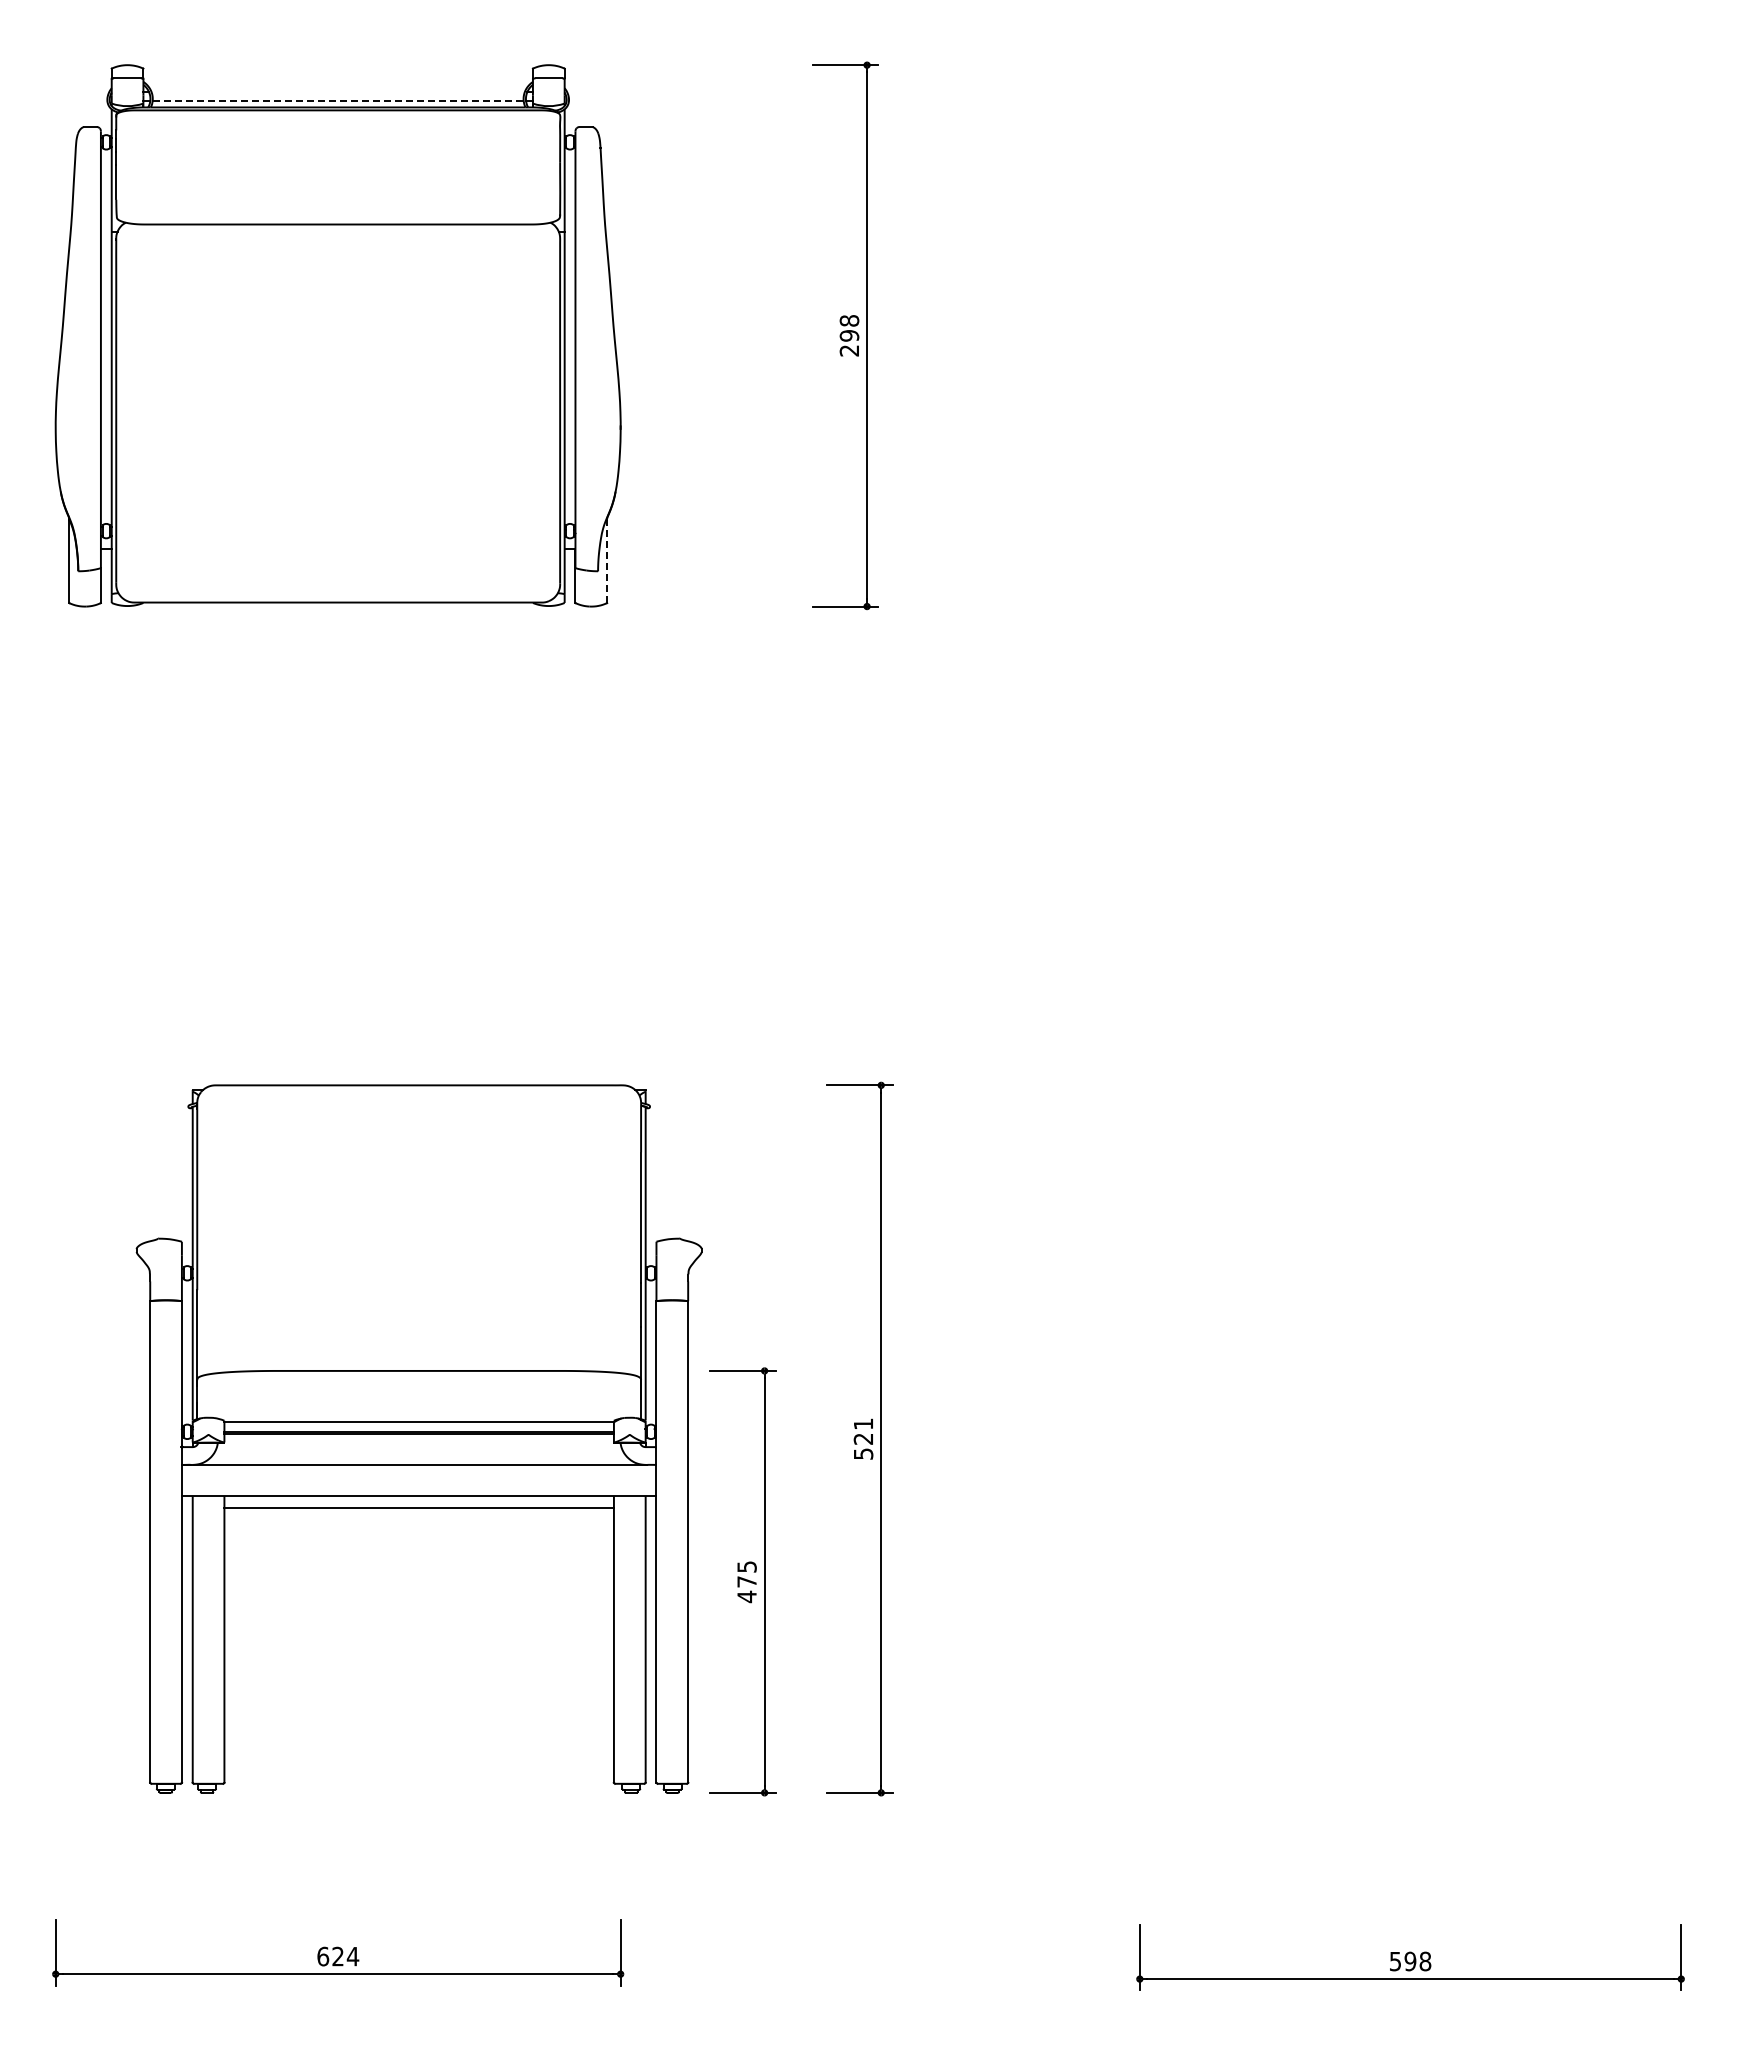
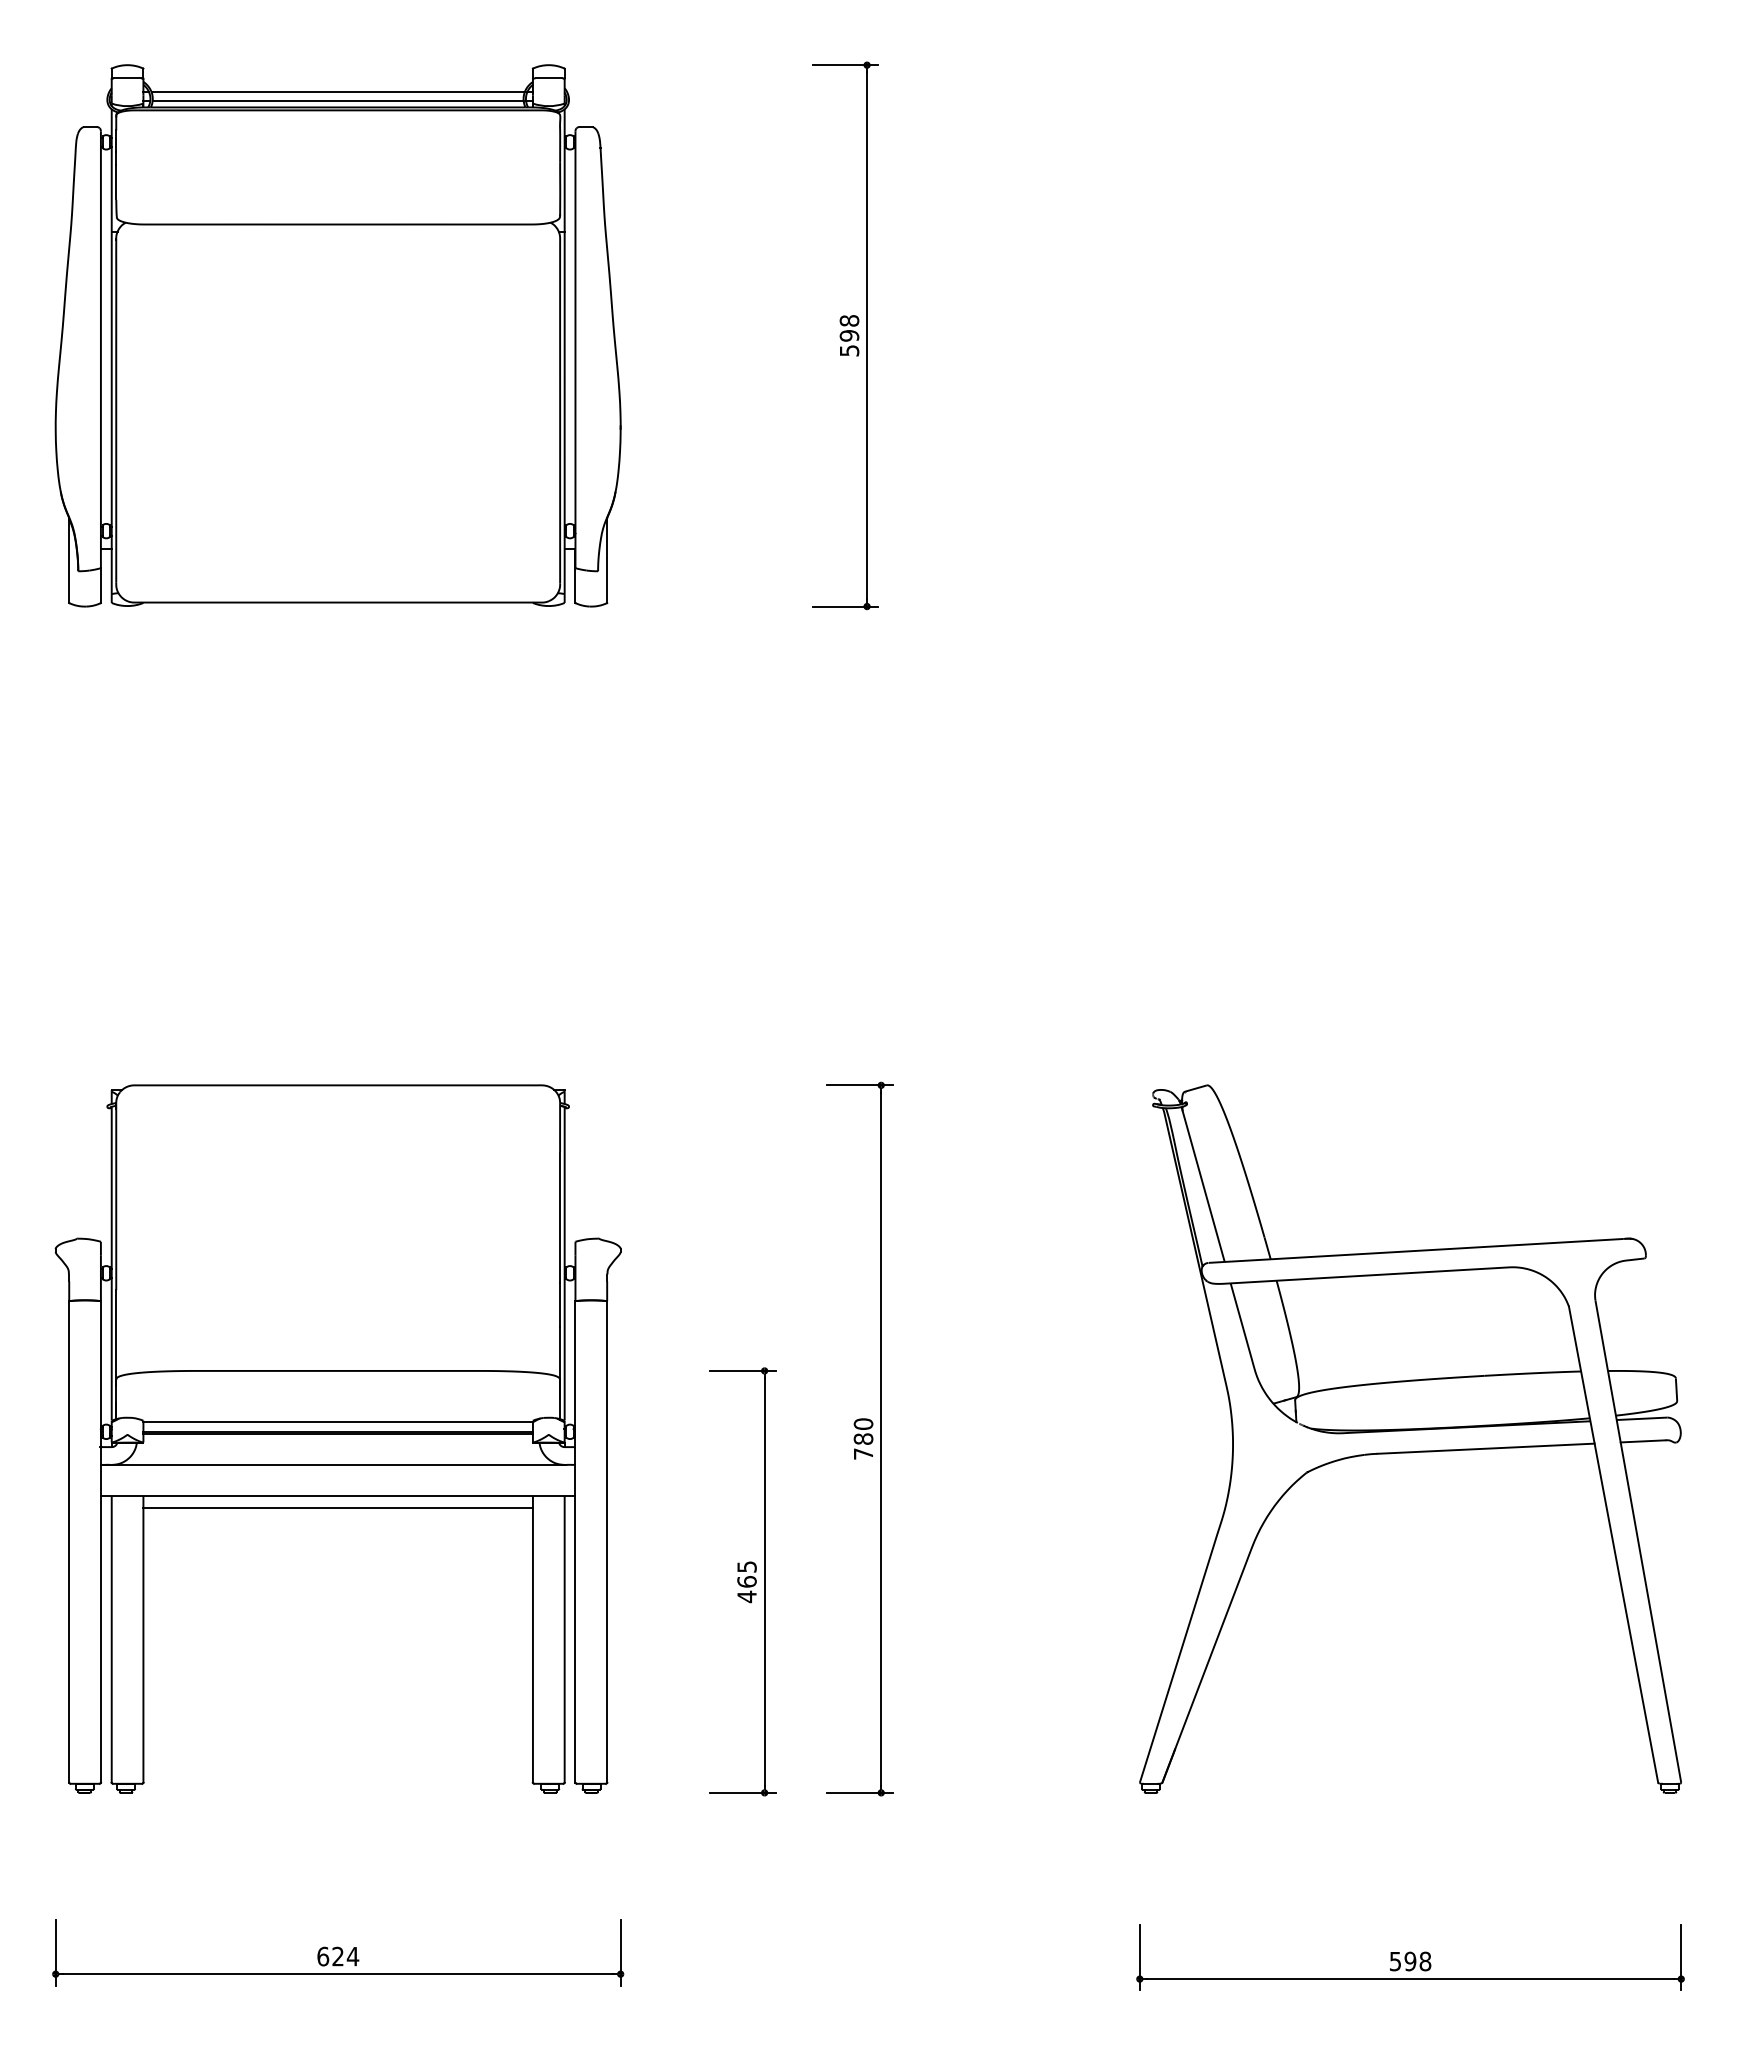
line: none -> present (337, 92)
line: dashed -> solid (338, 101)
text: 298 -> 598 (849, 350)
line: dashed -> solid (607, 561)
part position: (418, 1438) -> (337, 1438) (337, 1438)
text: 521 -> 780 (863, 1438)
part: none -> present (1410, 1438)
text: 475 -> 465 (746, 1581)
